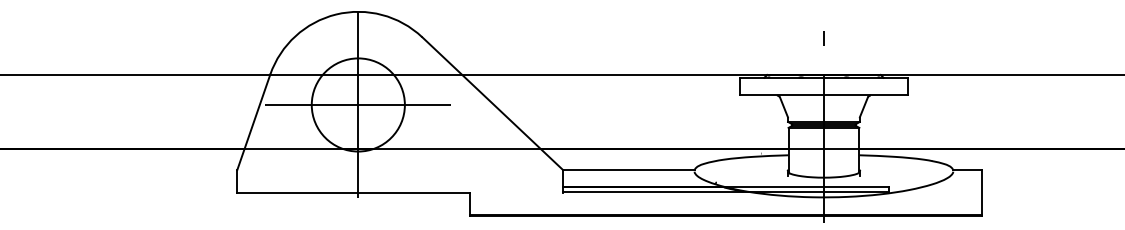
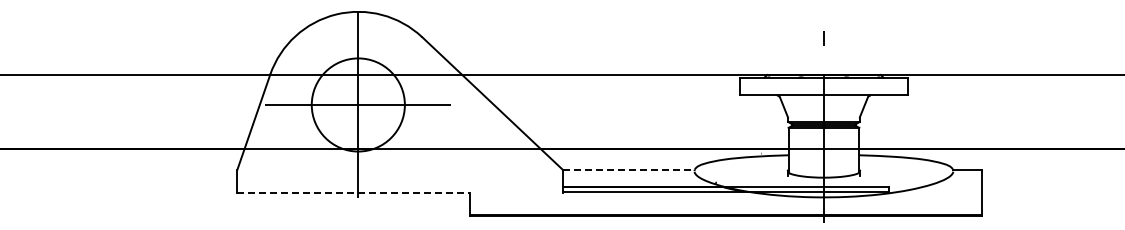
line: solid -> dashed (629, 169)
line: solid -> dashed (354, 192)
